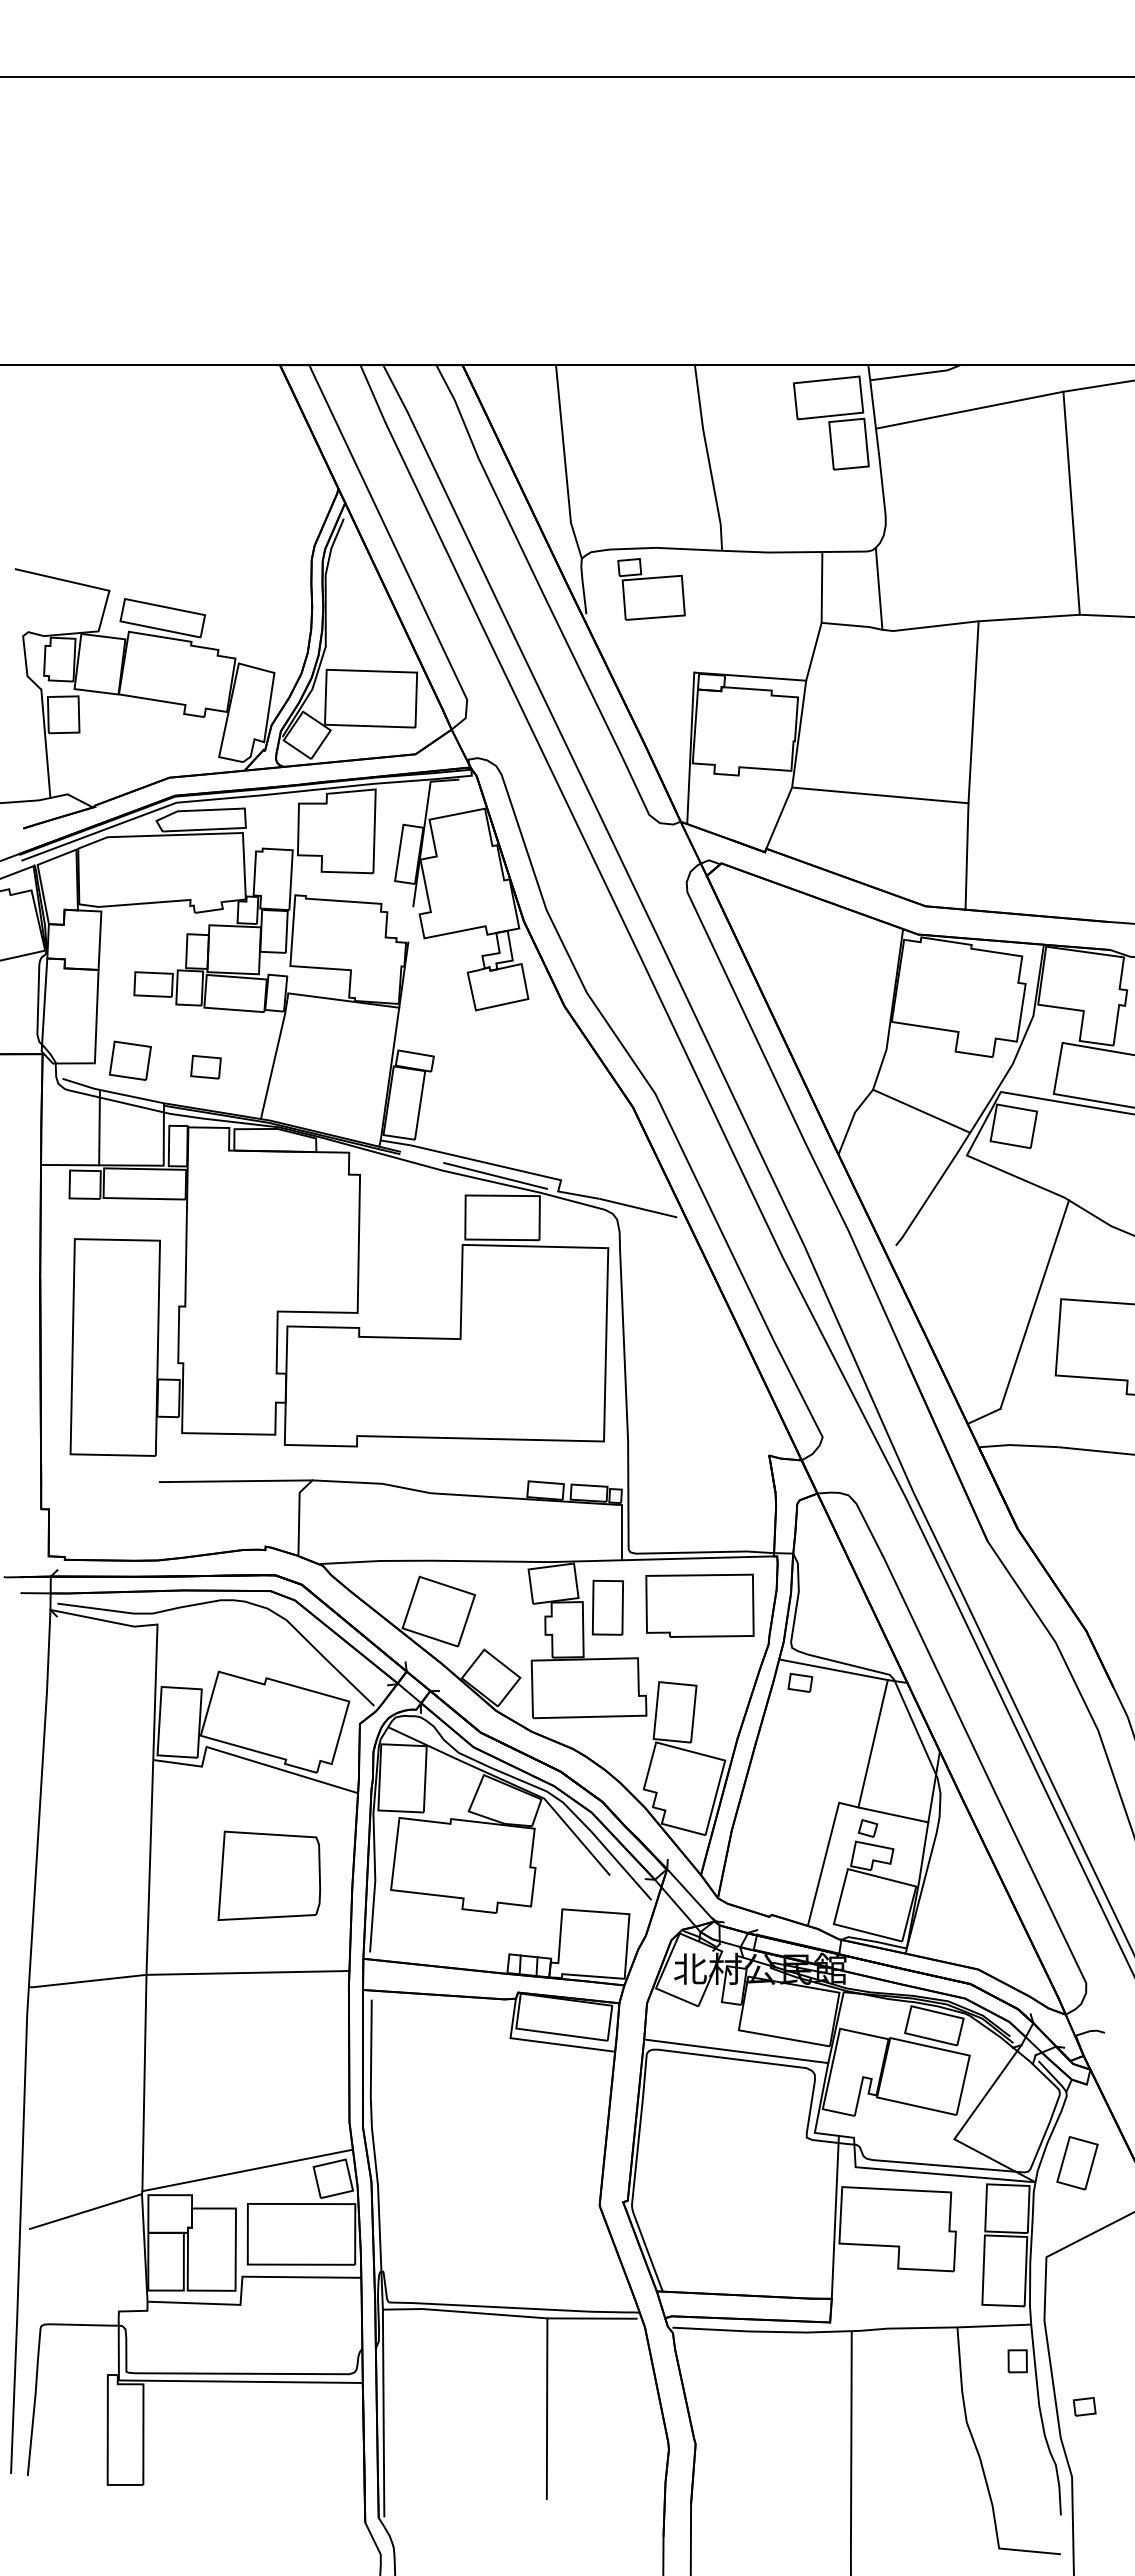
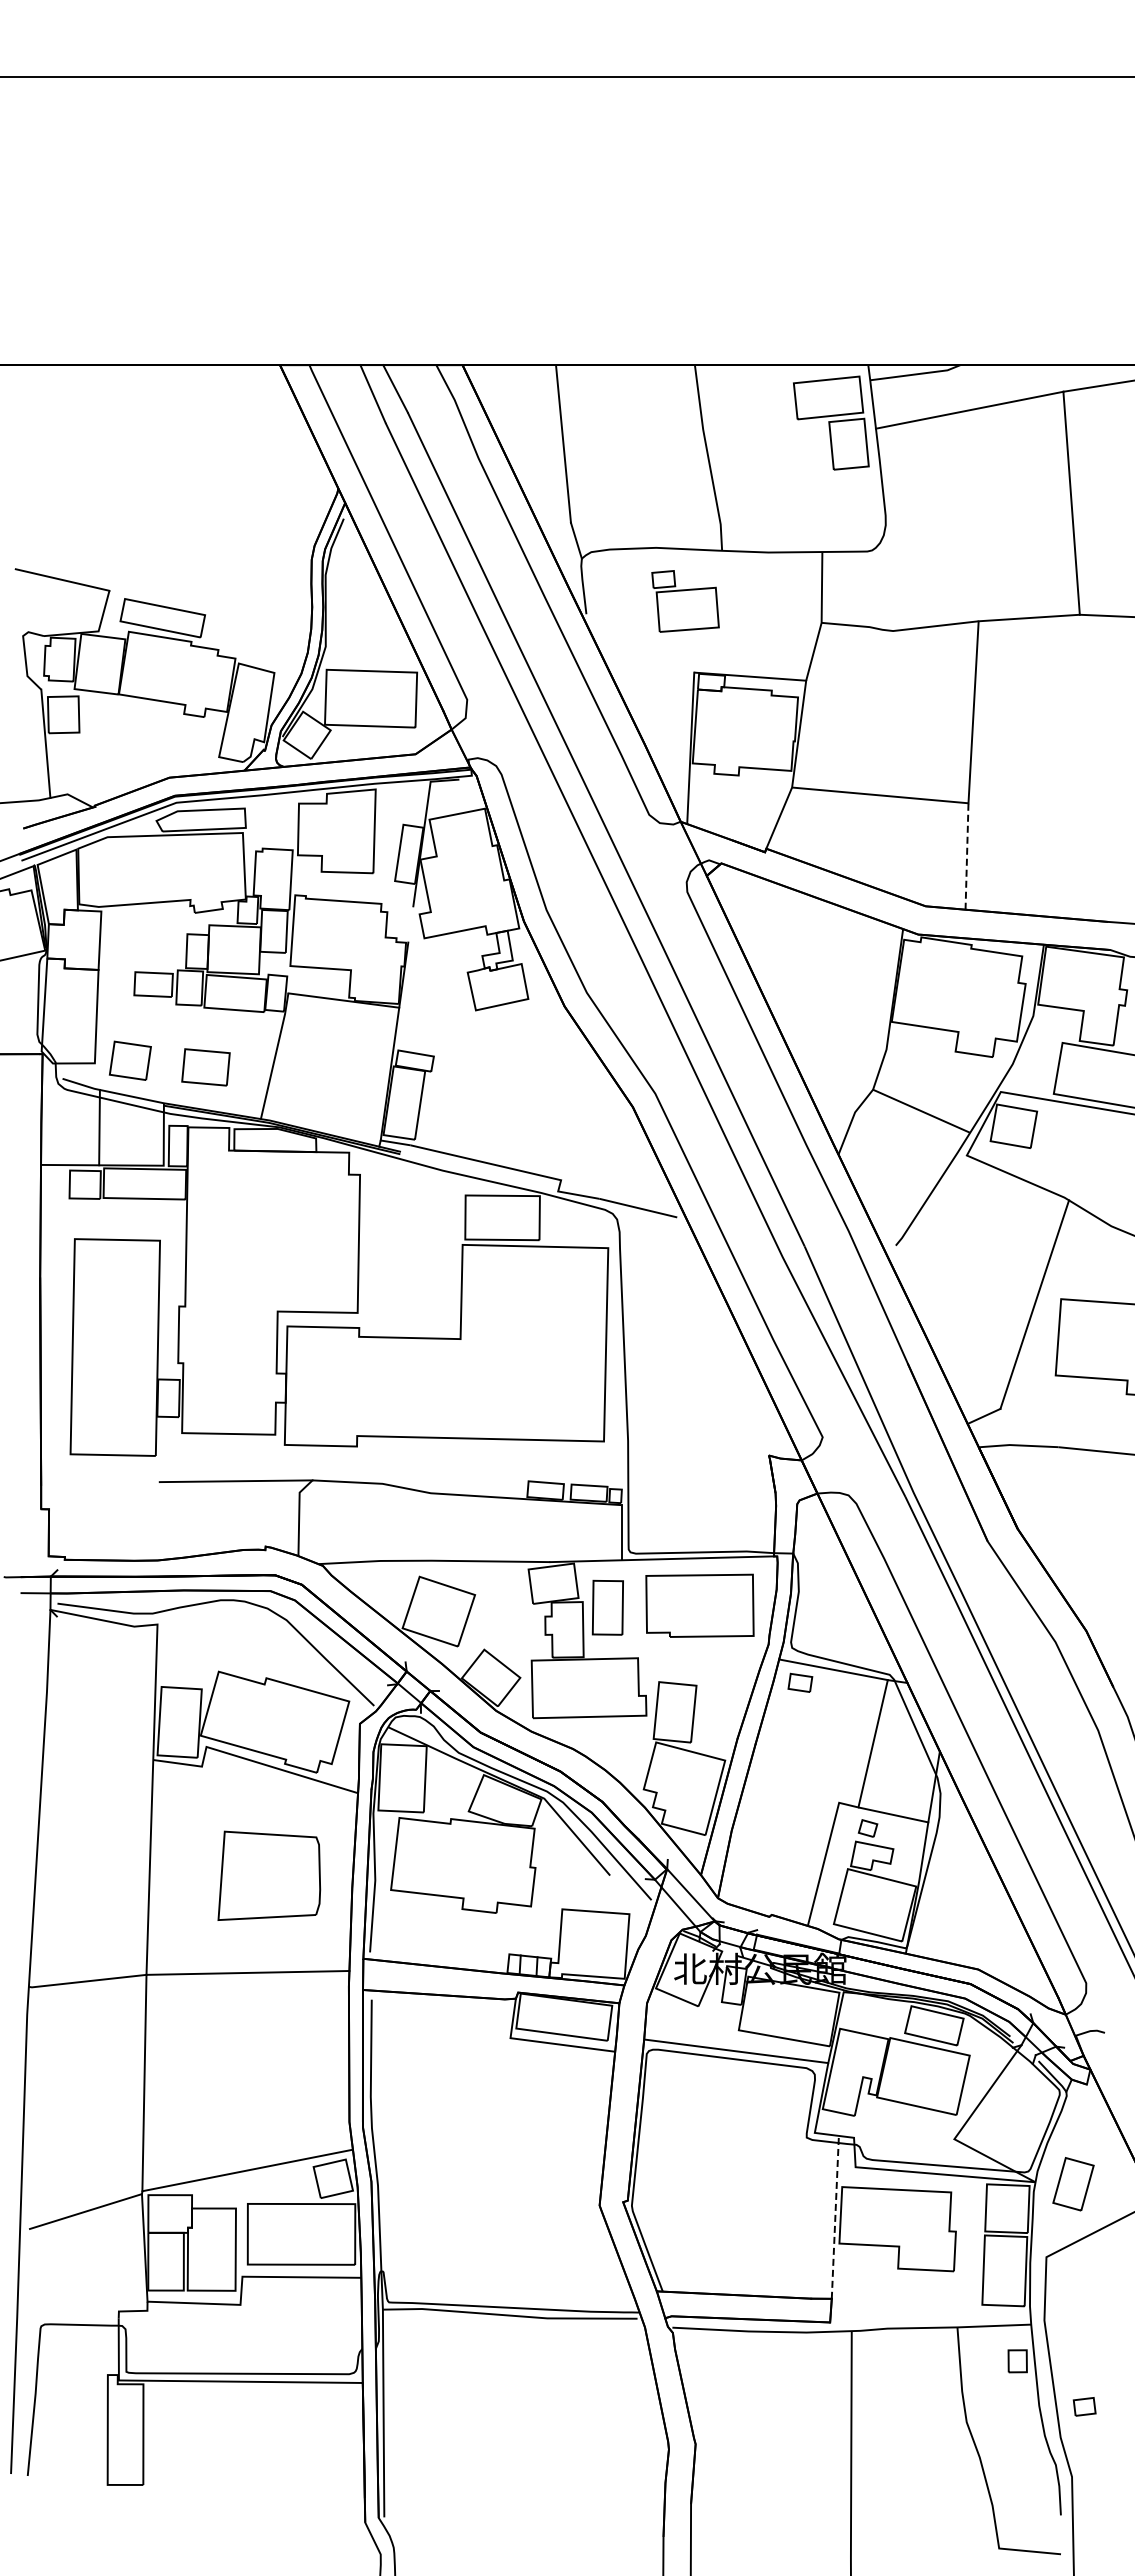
line: present -> none (878, 588)
part position: (651, 589) -> (685, 601) (685, 601)
line: solid -> dashed (967, 856)
part size: 32x26 px -> 50x39 px (205, 1067)
line: present -> none (495, 1175)
part position: (1077, 2163) -> (1073, 2184) (1073, 2184)
line: solid -> dashed (835, 2217)
line: present -> none (546, 2408)
